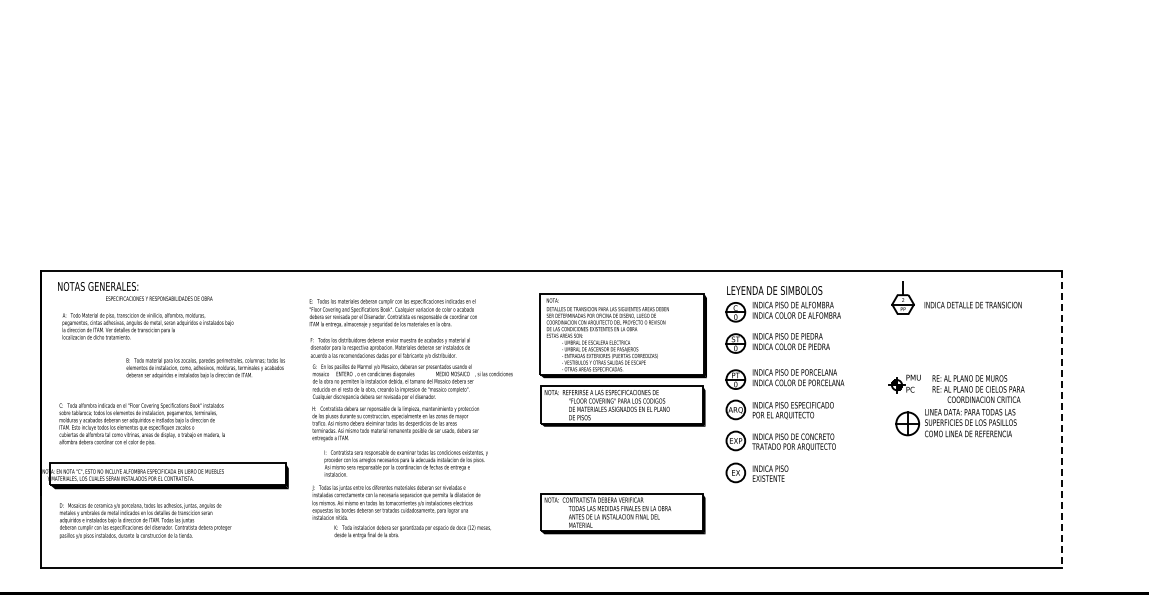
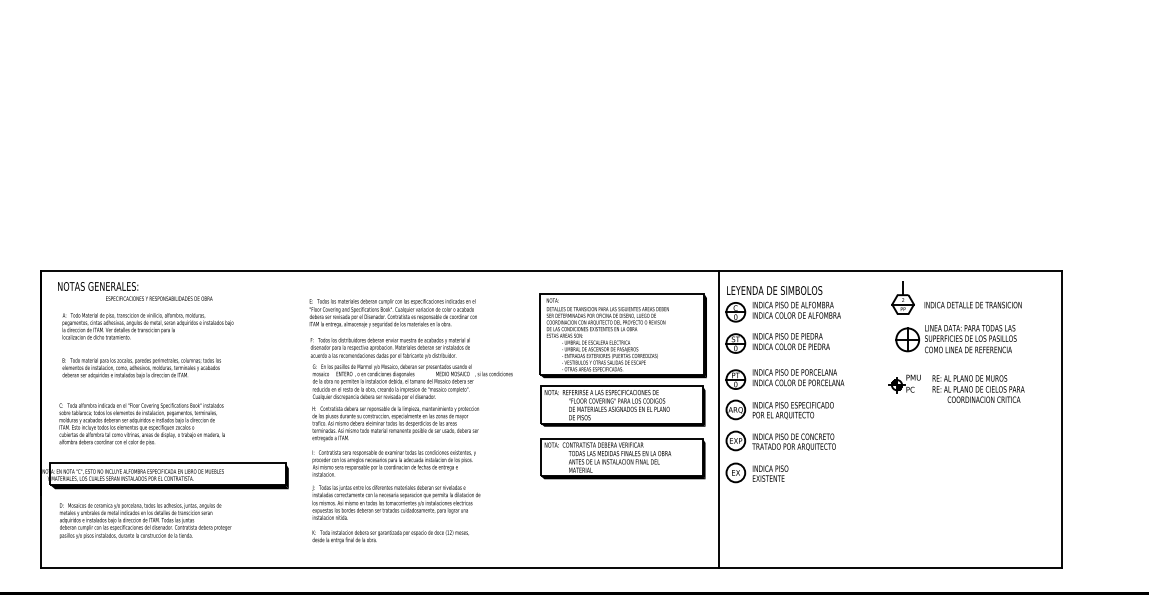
text position: (205, 368) -> (141, 368) (141, 368)
line: none -> present (718, 419)
line: dashed -> solid (1062, 420)
part position: (955, 423) -> (955, 339) (955, 339)
text position: (405, 463) -> (393, 463) (393, 463)
part position: (622, 513) -> (622, 458) (622, 458)
text position: (412, 531) -> (390, 536) (390, 536)
